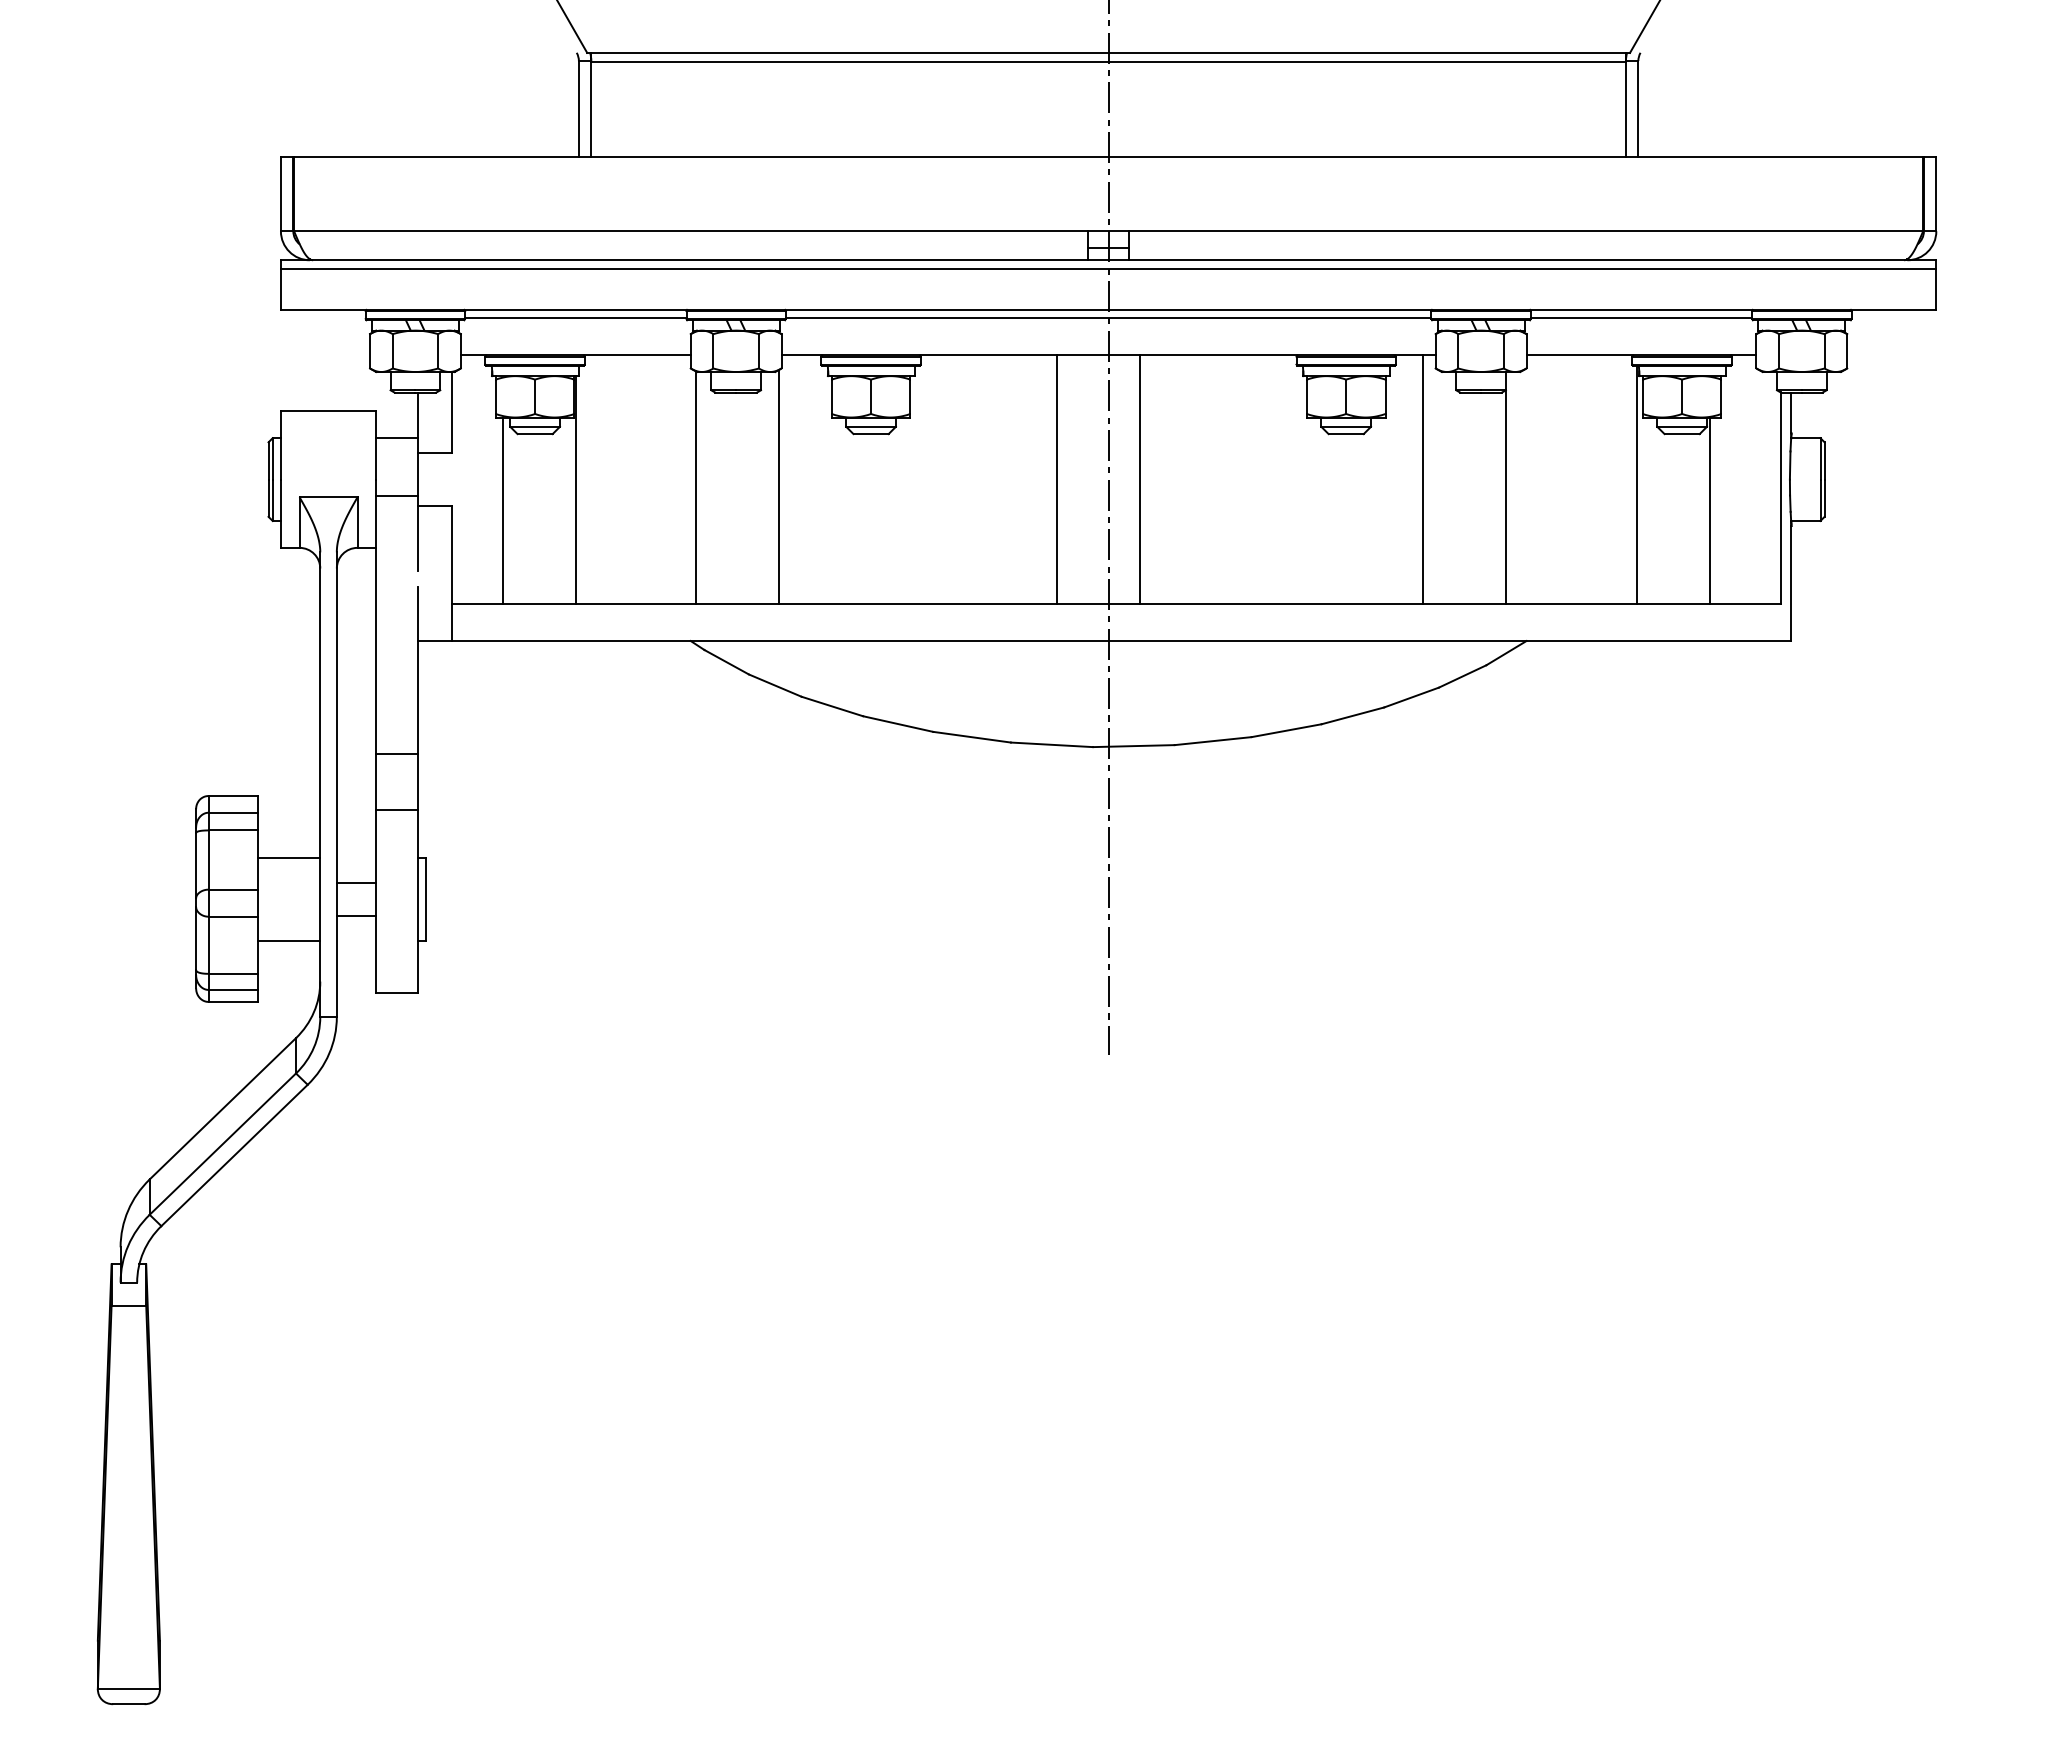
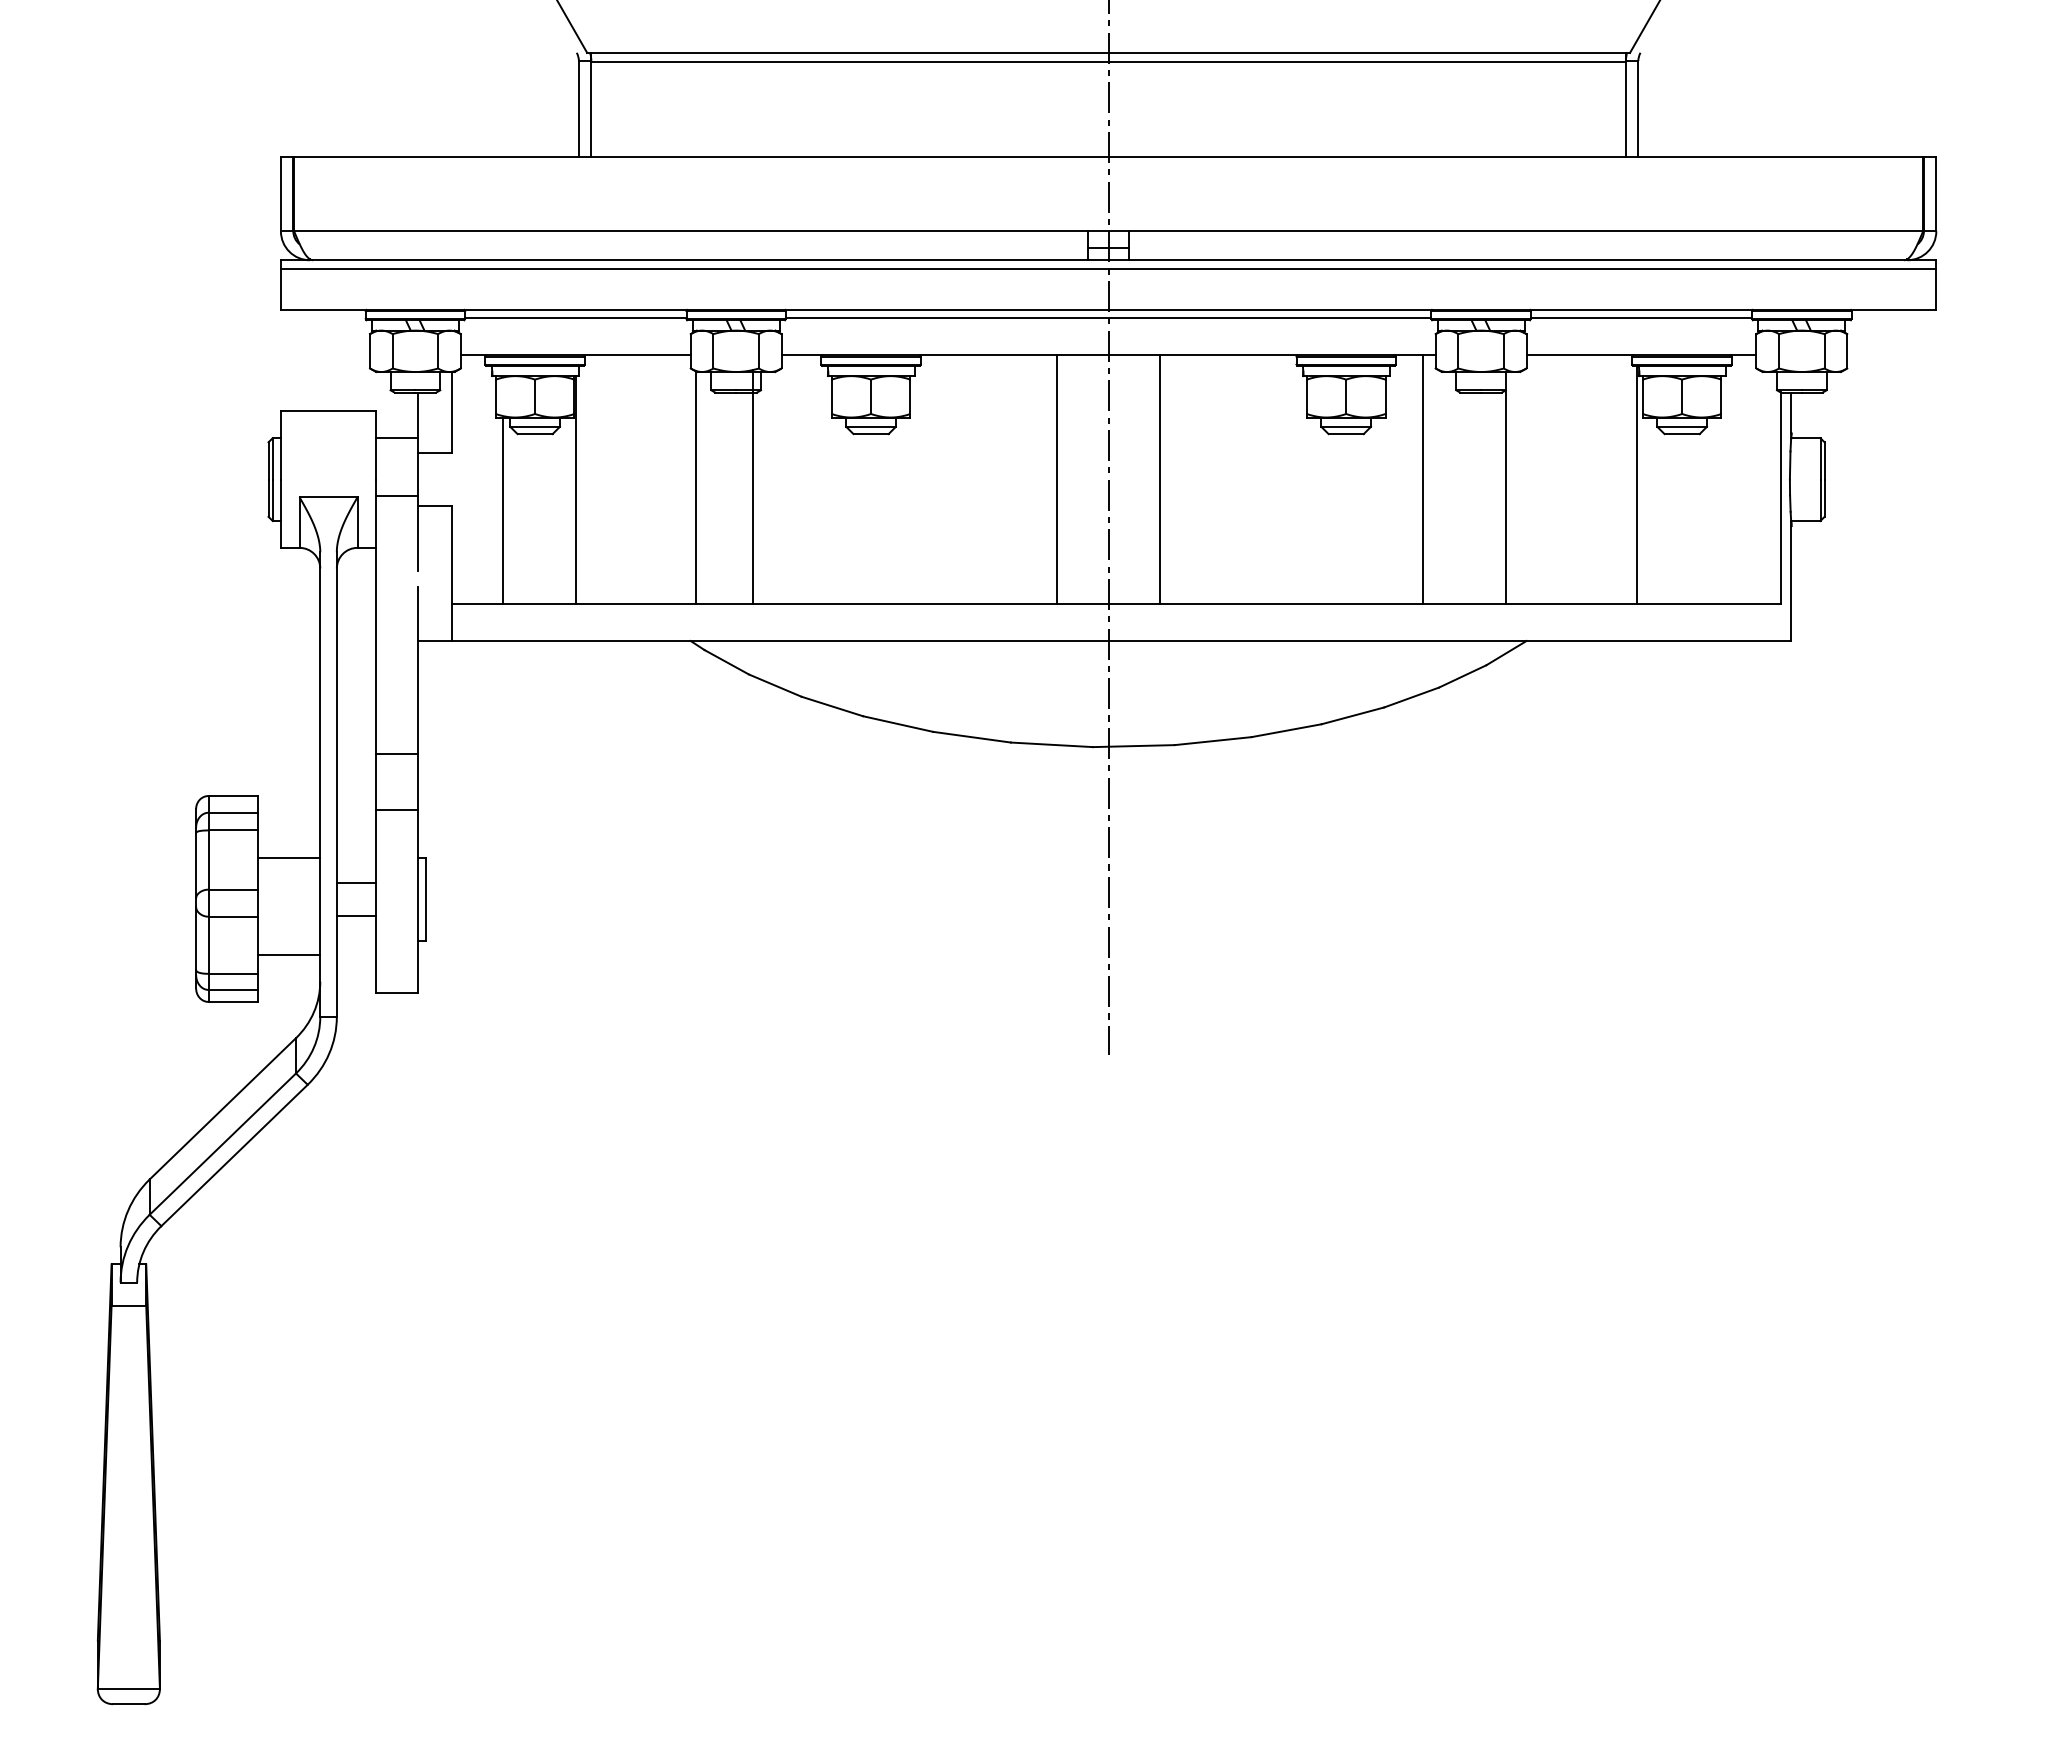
line position: (1140, 479) -> (1160, 479) (1160, 479)
line position: (778, 486) -> (752, 486) (752, 486)
line: present -> none (1710, 510)
line position: (289, 940) -> (289, 954) (289, 954)
